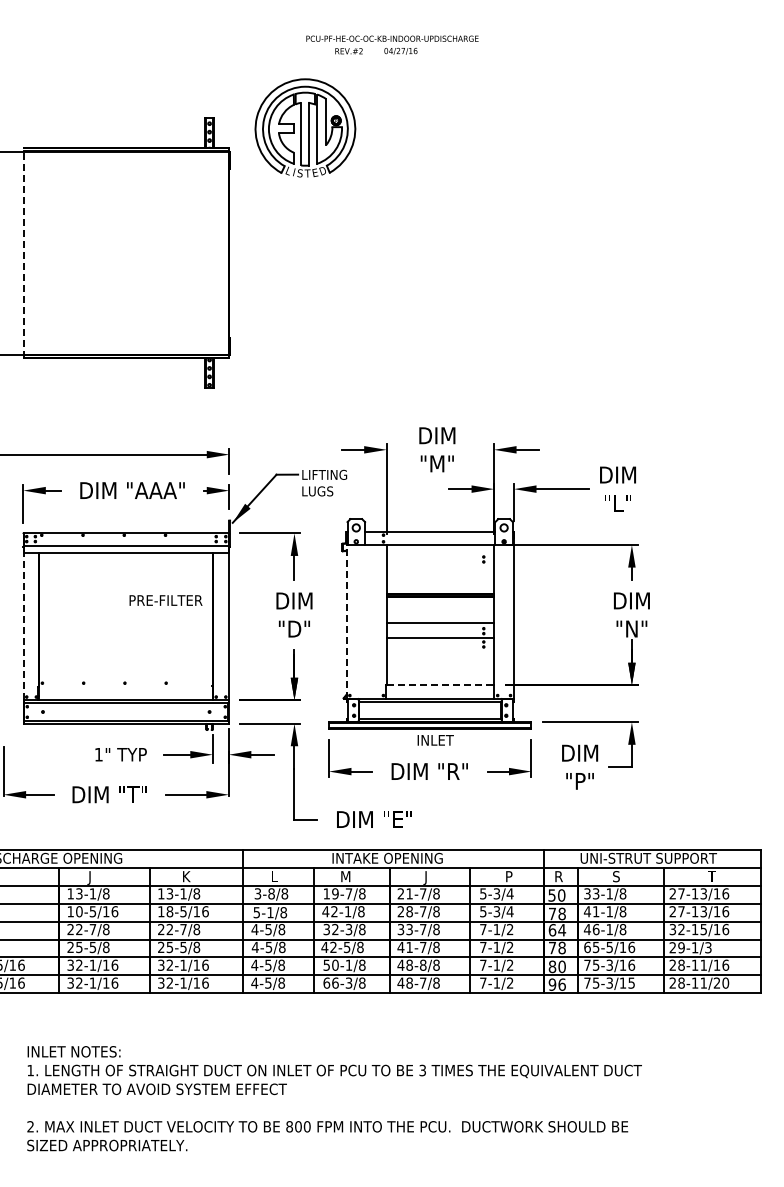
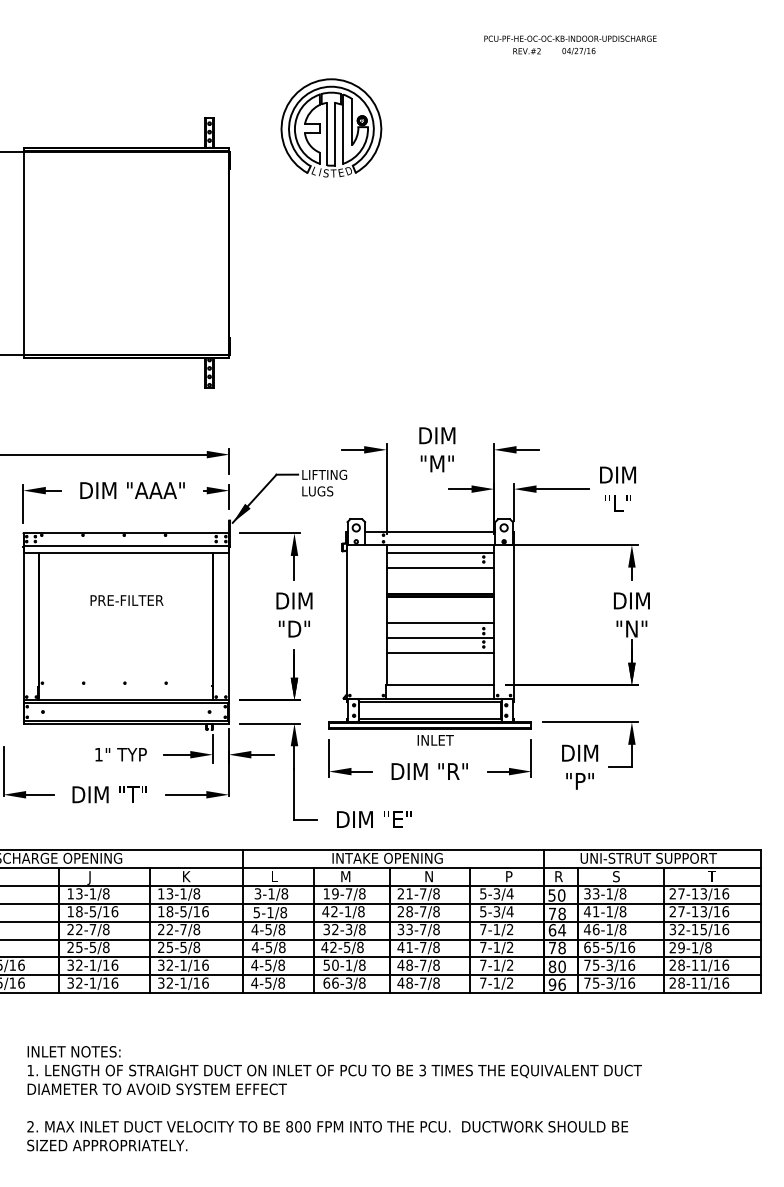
text position: (392, 44) -> (570, 44) (570, 44)
part position: (305, 127) -> (331, 127) (331, 127)
line: dashed -> solid (23, 252)
line: none -> present (440, 552)
line: none -> present (440, 567)
text position: (165, 600) -> (126, 600) (126, 600)
line: dashed -> solid (346, 621)
line: dashed -> solid (23, 623)
line: none -> present (440, 652)
line: dashed -> solid (440, 685)
text: J -> N (427, 877)
text: 3-8/8 -> 3-1/8 (271, 893)
text: 10-5/16 -> 18-5/16 (79, 911)
text: 29-1/3 -> 29-1/8 (708, 947)
text: 48-8/8 -> 48-7/8 (423, 964)
text: 75-3/15 -> 75-3/16 (631, 982)
text: 28-11/20 -> 28-11/16 (721, 982)
